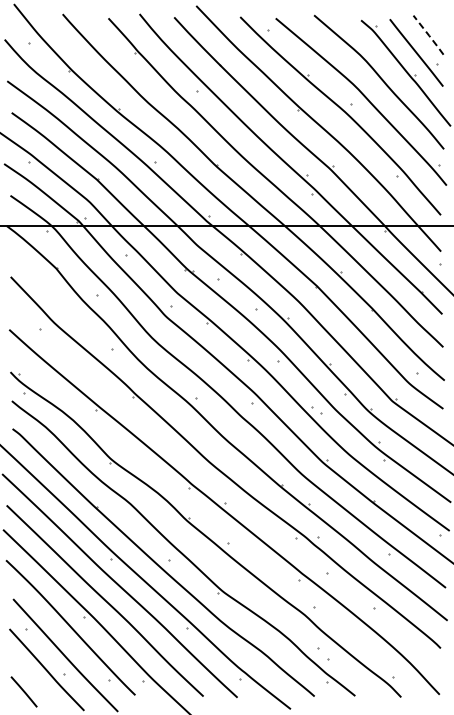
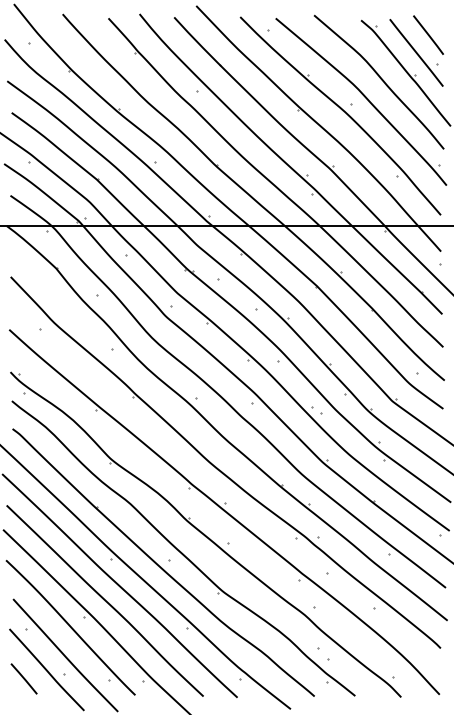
line: dashed -> solid (429, 35)
line position: (23, 691) -> (23, 678) (23, 678)
